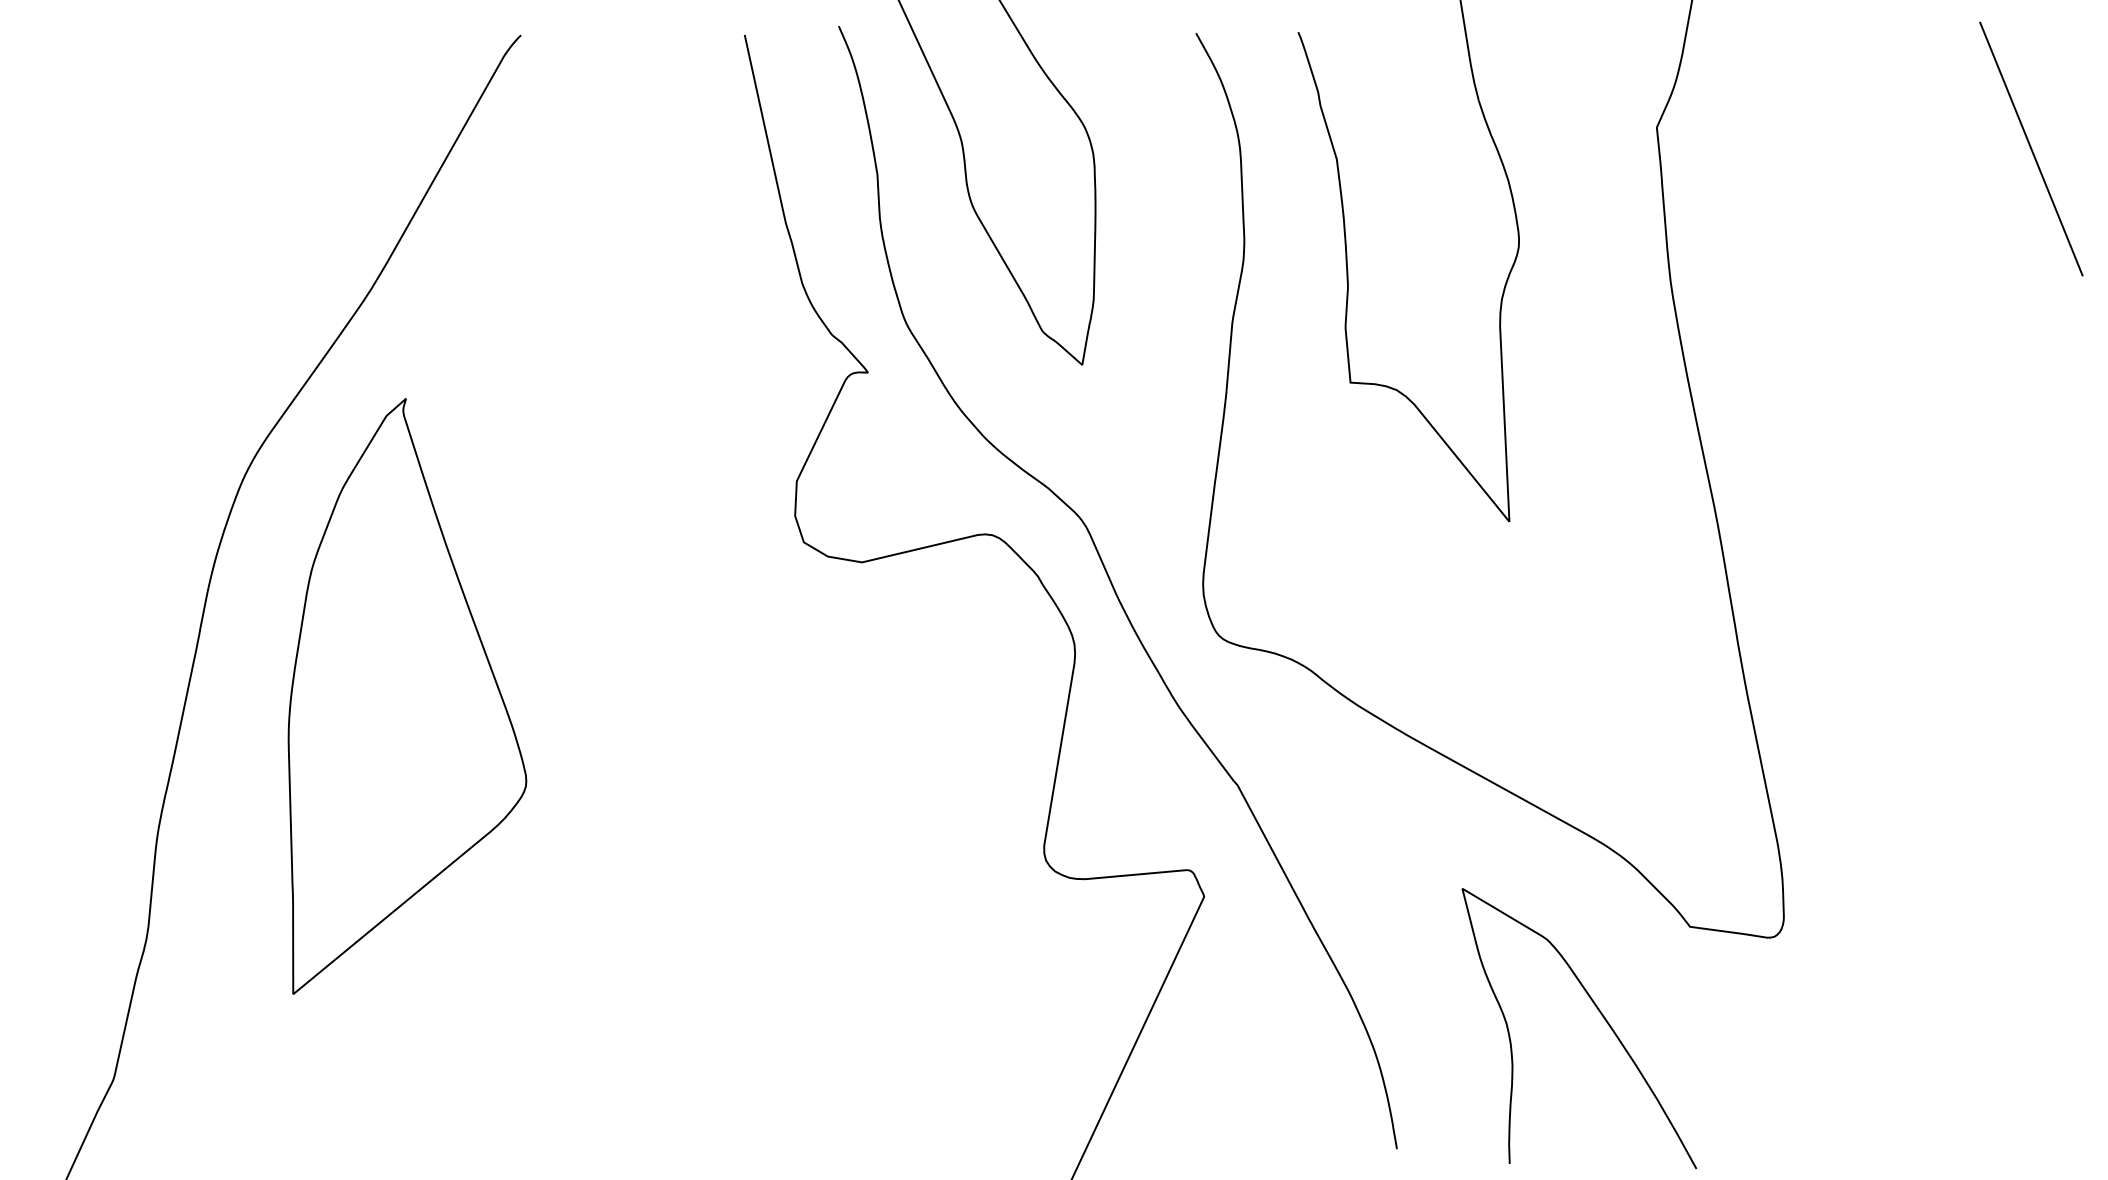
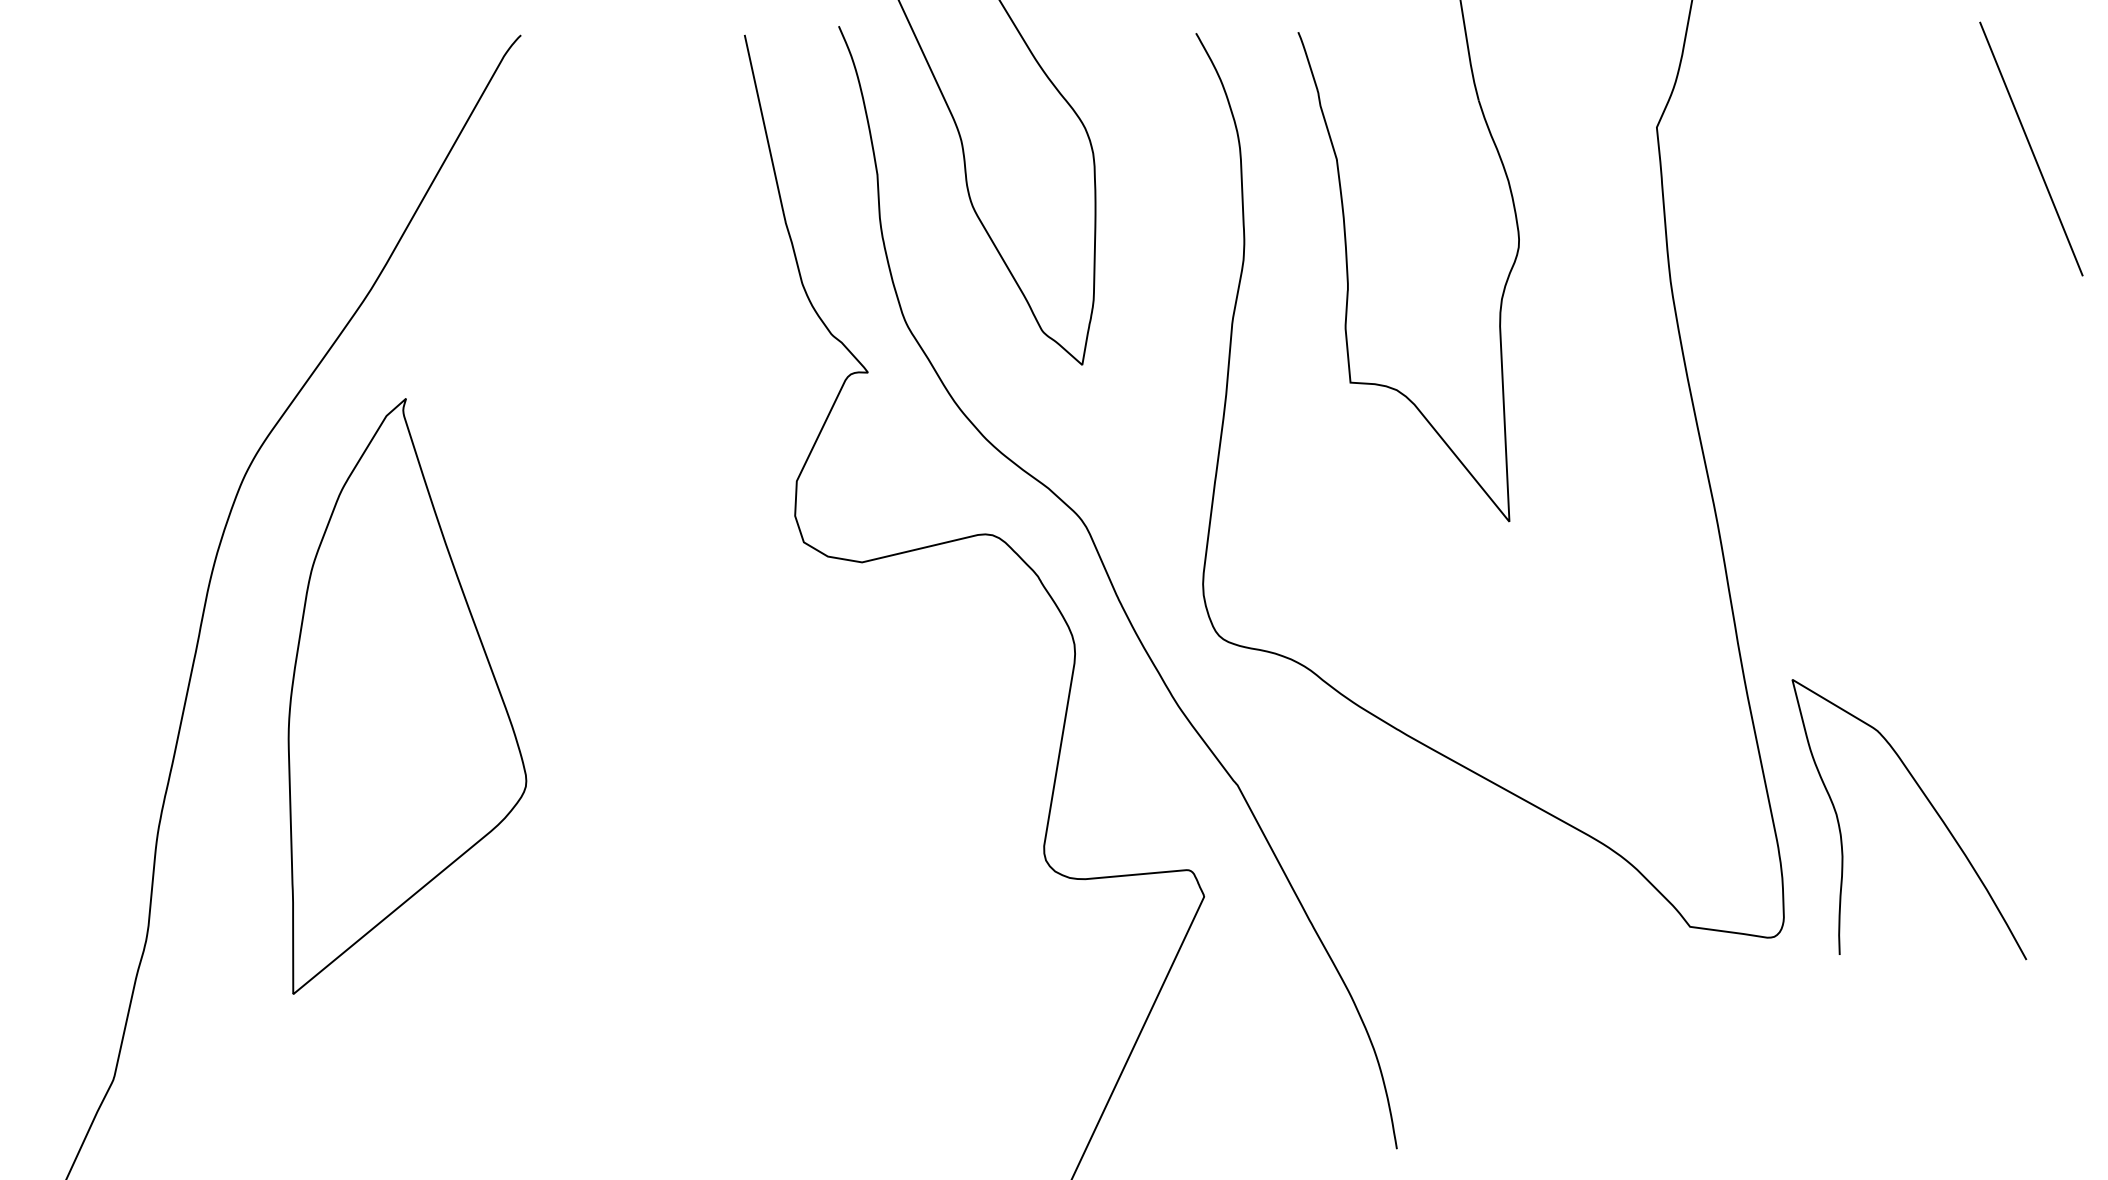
curve position: (1598, 1011) -> (1928, 802) (1928, 802)
